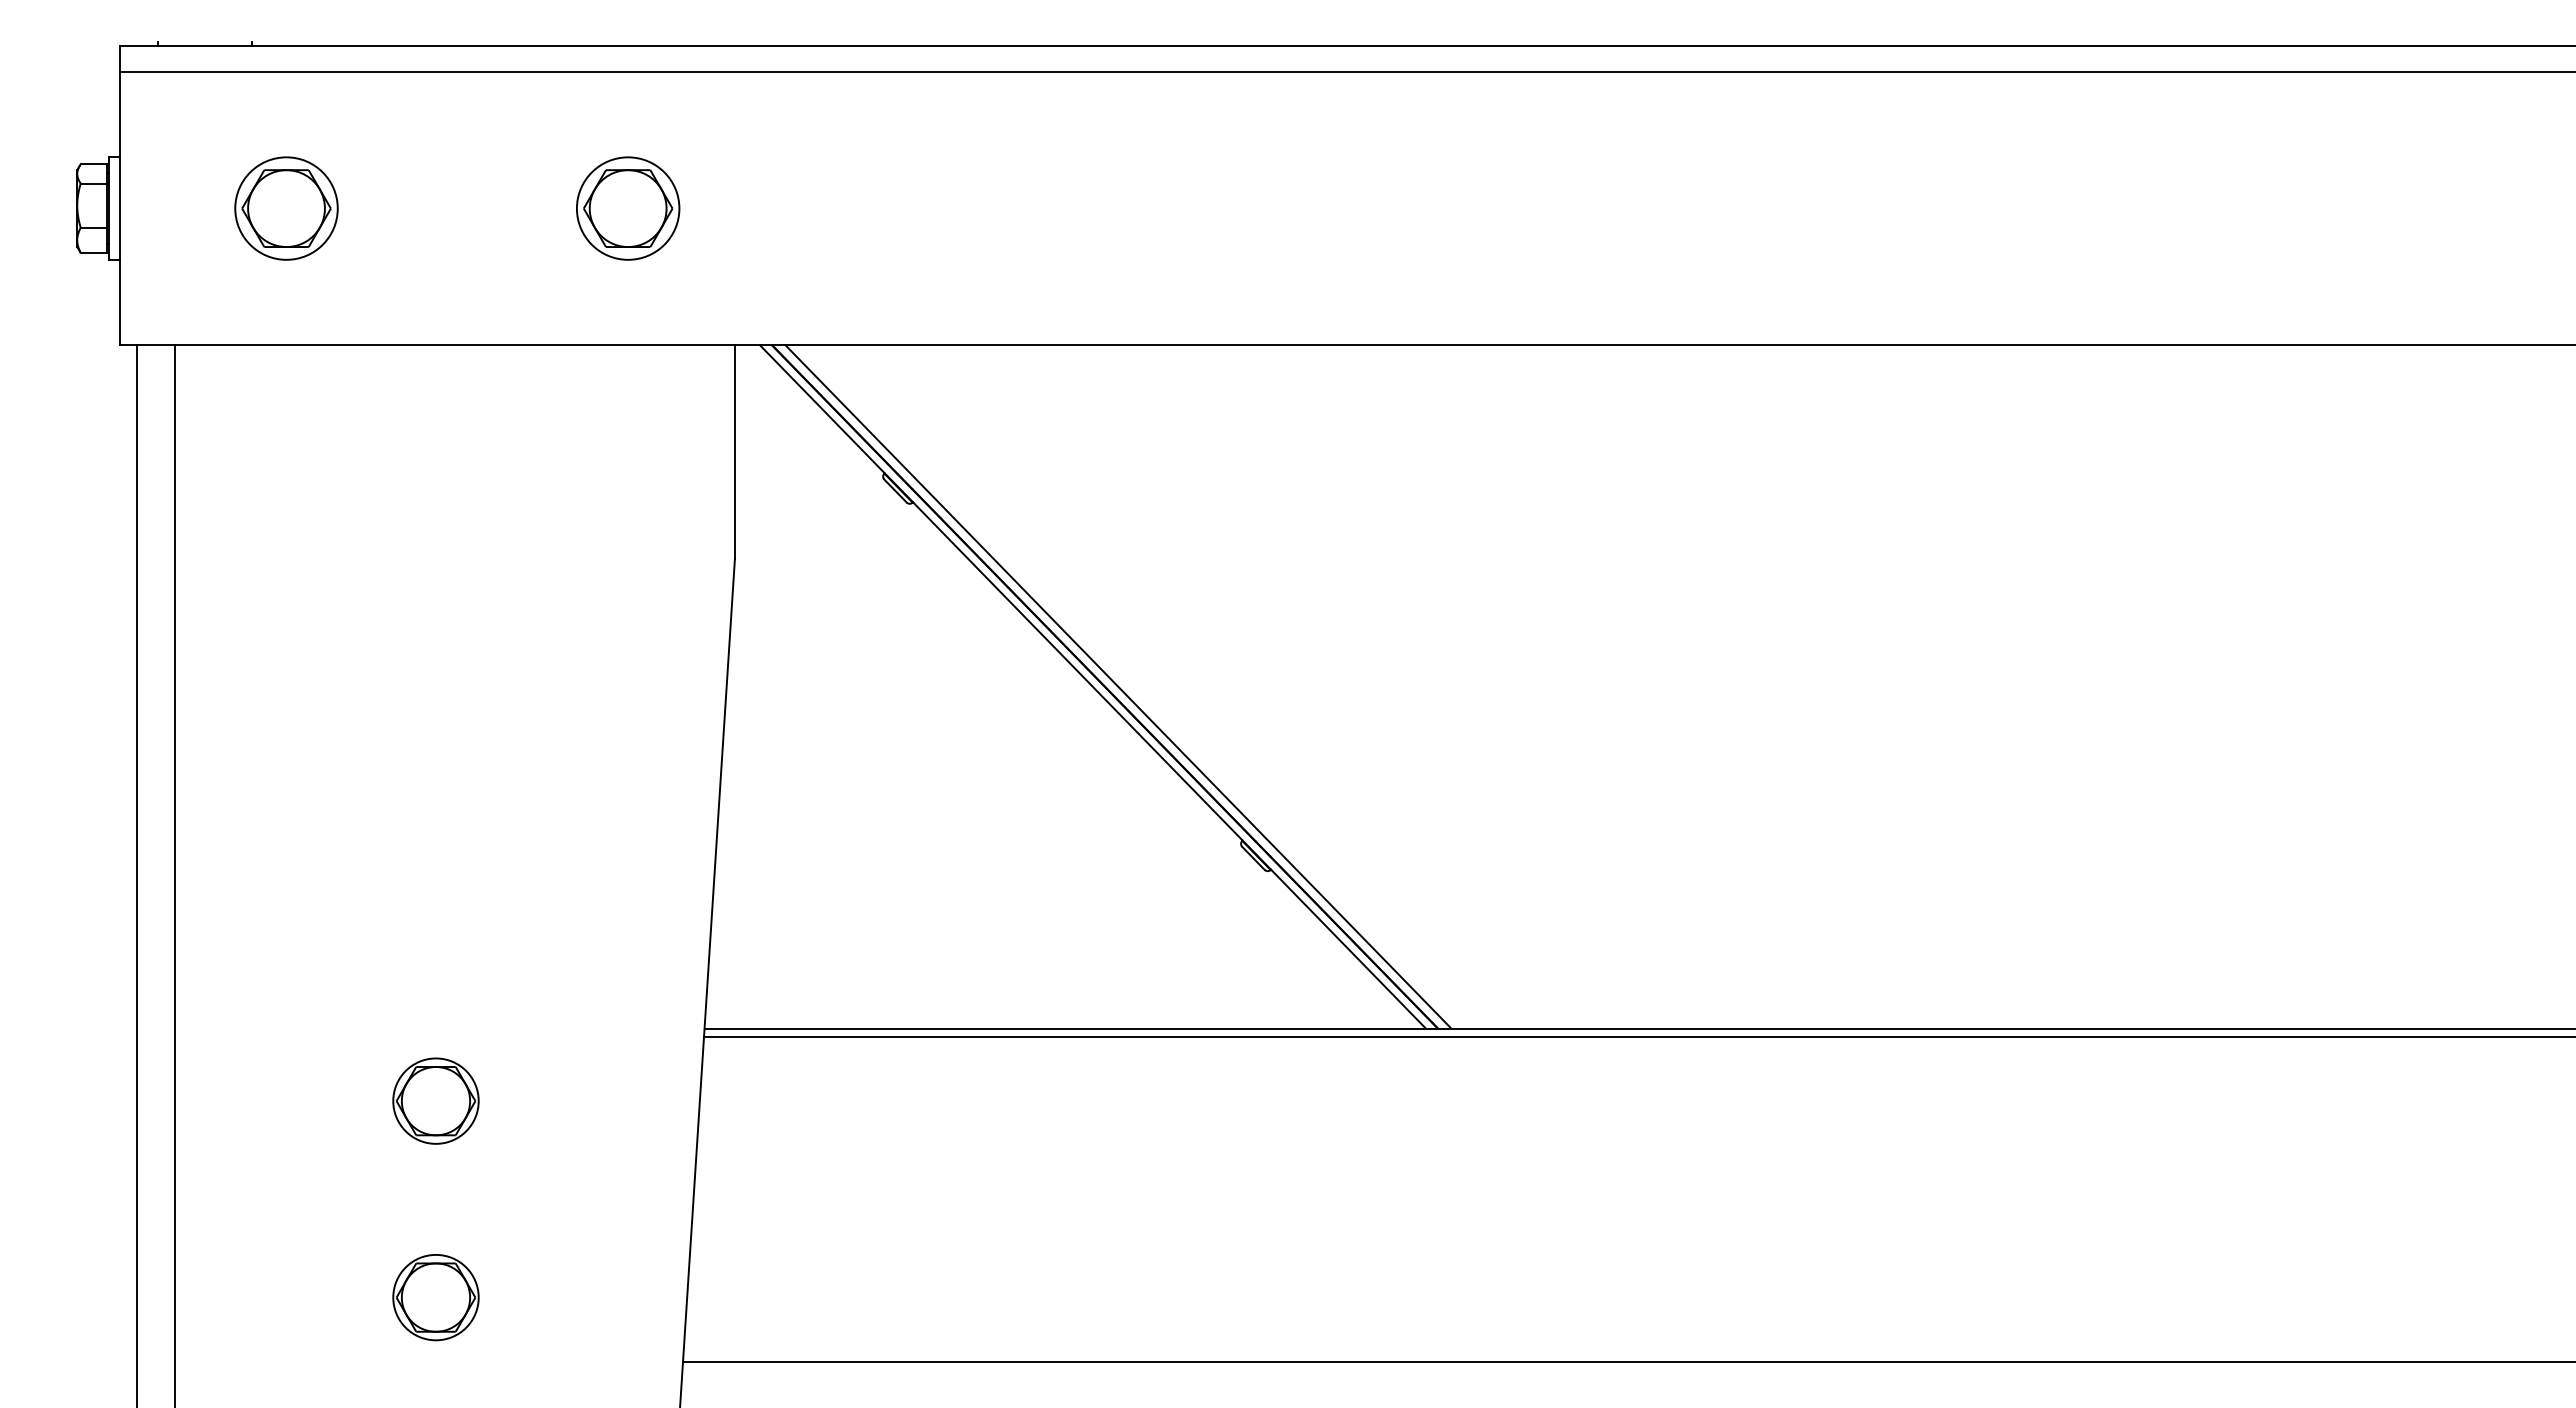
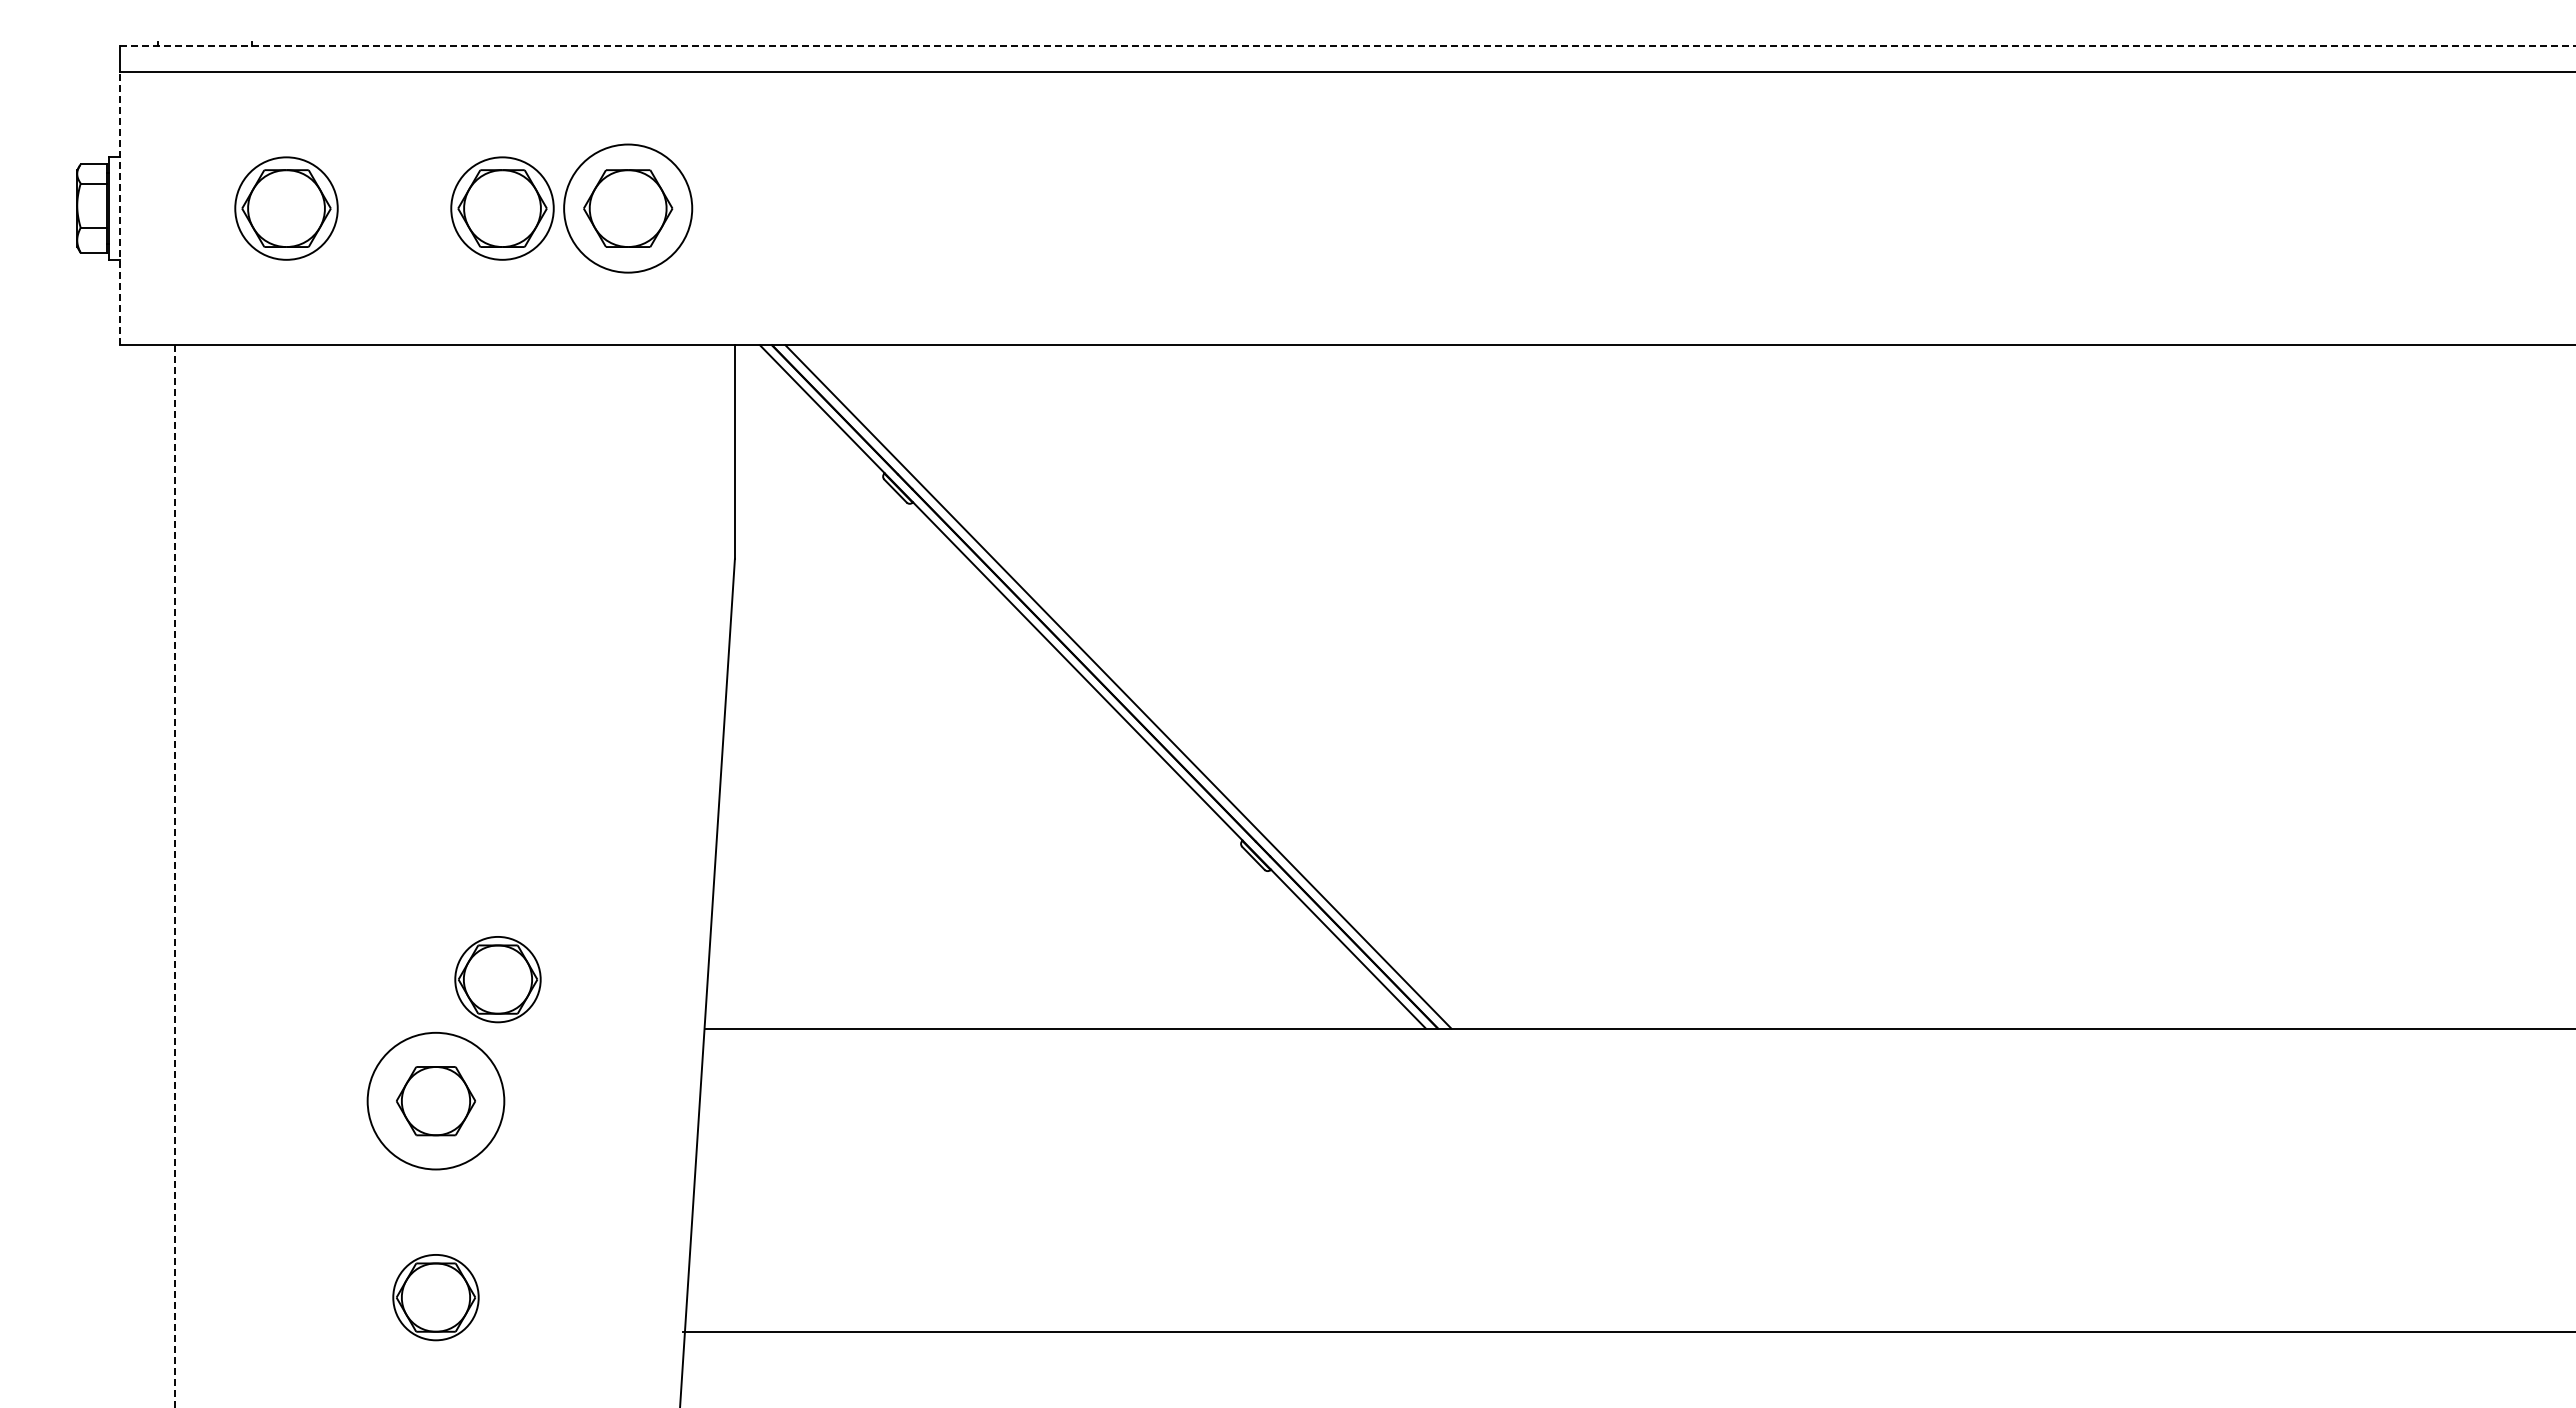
line: solid -> dashed (1347, 46)
line: solid -> dashed (119, 208)
part: none -> present (502, 208)
circle diameter: 102 px -> 128 px (628, 208)
line: present -> none (137, 874)
line: solid -> dashed (175, 876)
part: none -> present (497, 979)
line: present -> none (1638, 1037)
circle diameter: 85 px -> 137 px (435, 1100)
line position: (1627, 1361) -> (1627, 1331) (1627, 1331)
